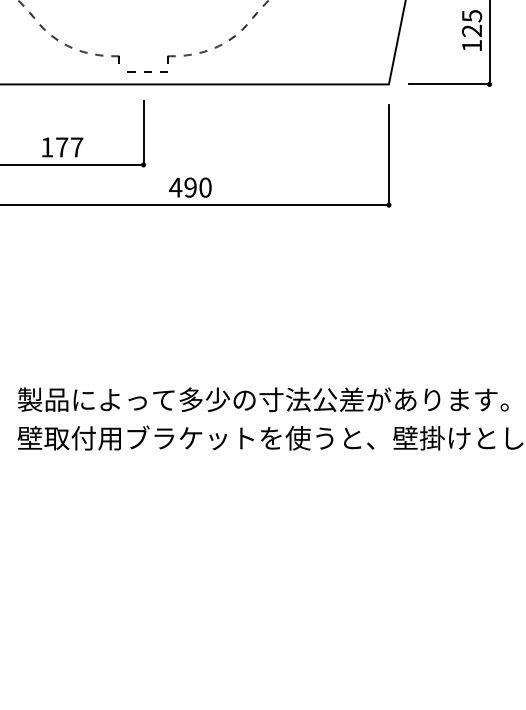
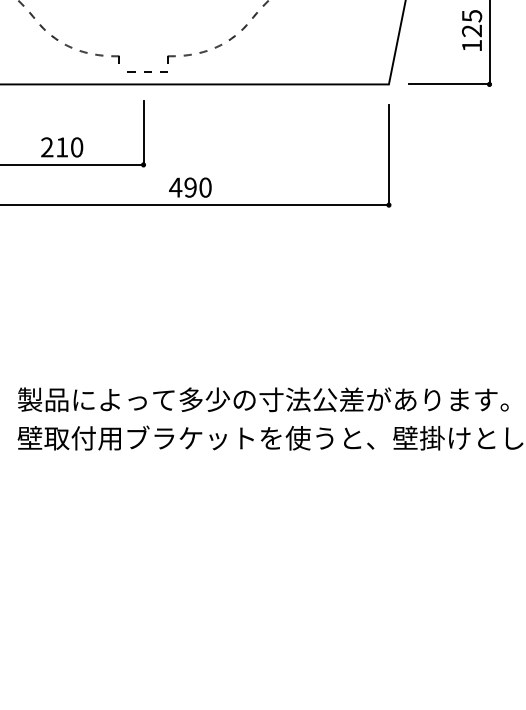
text: 177 -> 210 (62, 147)
